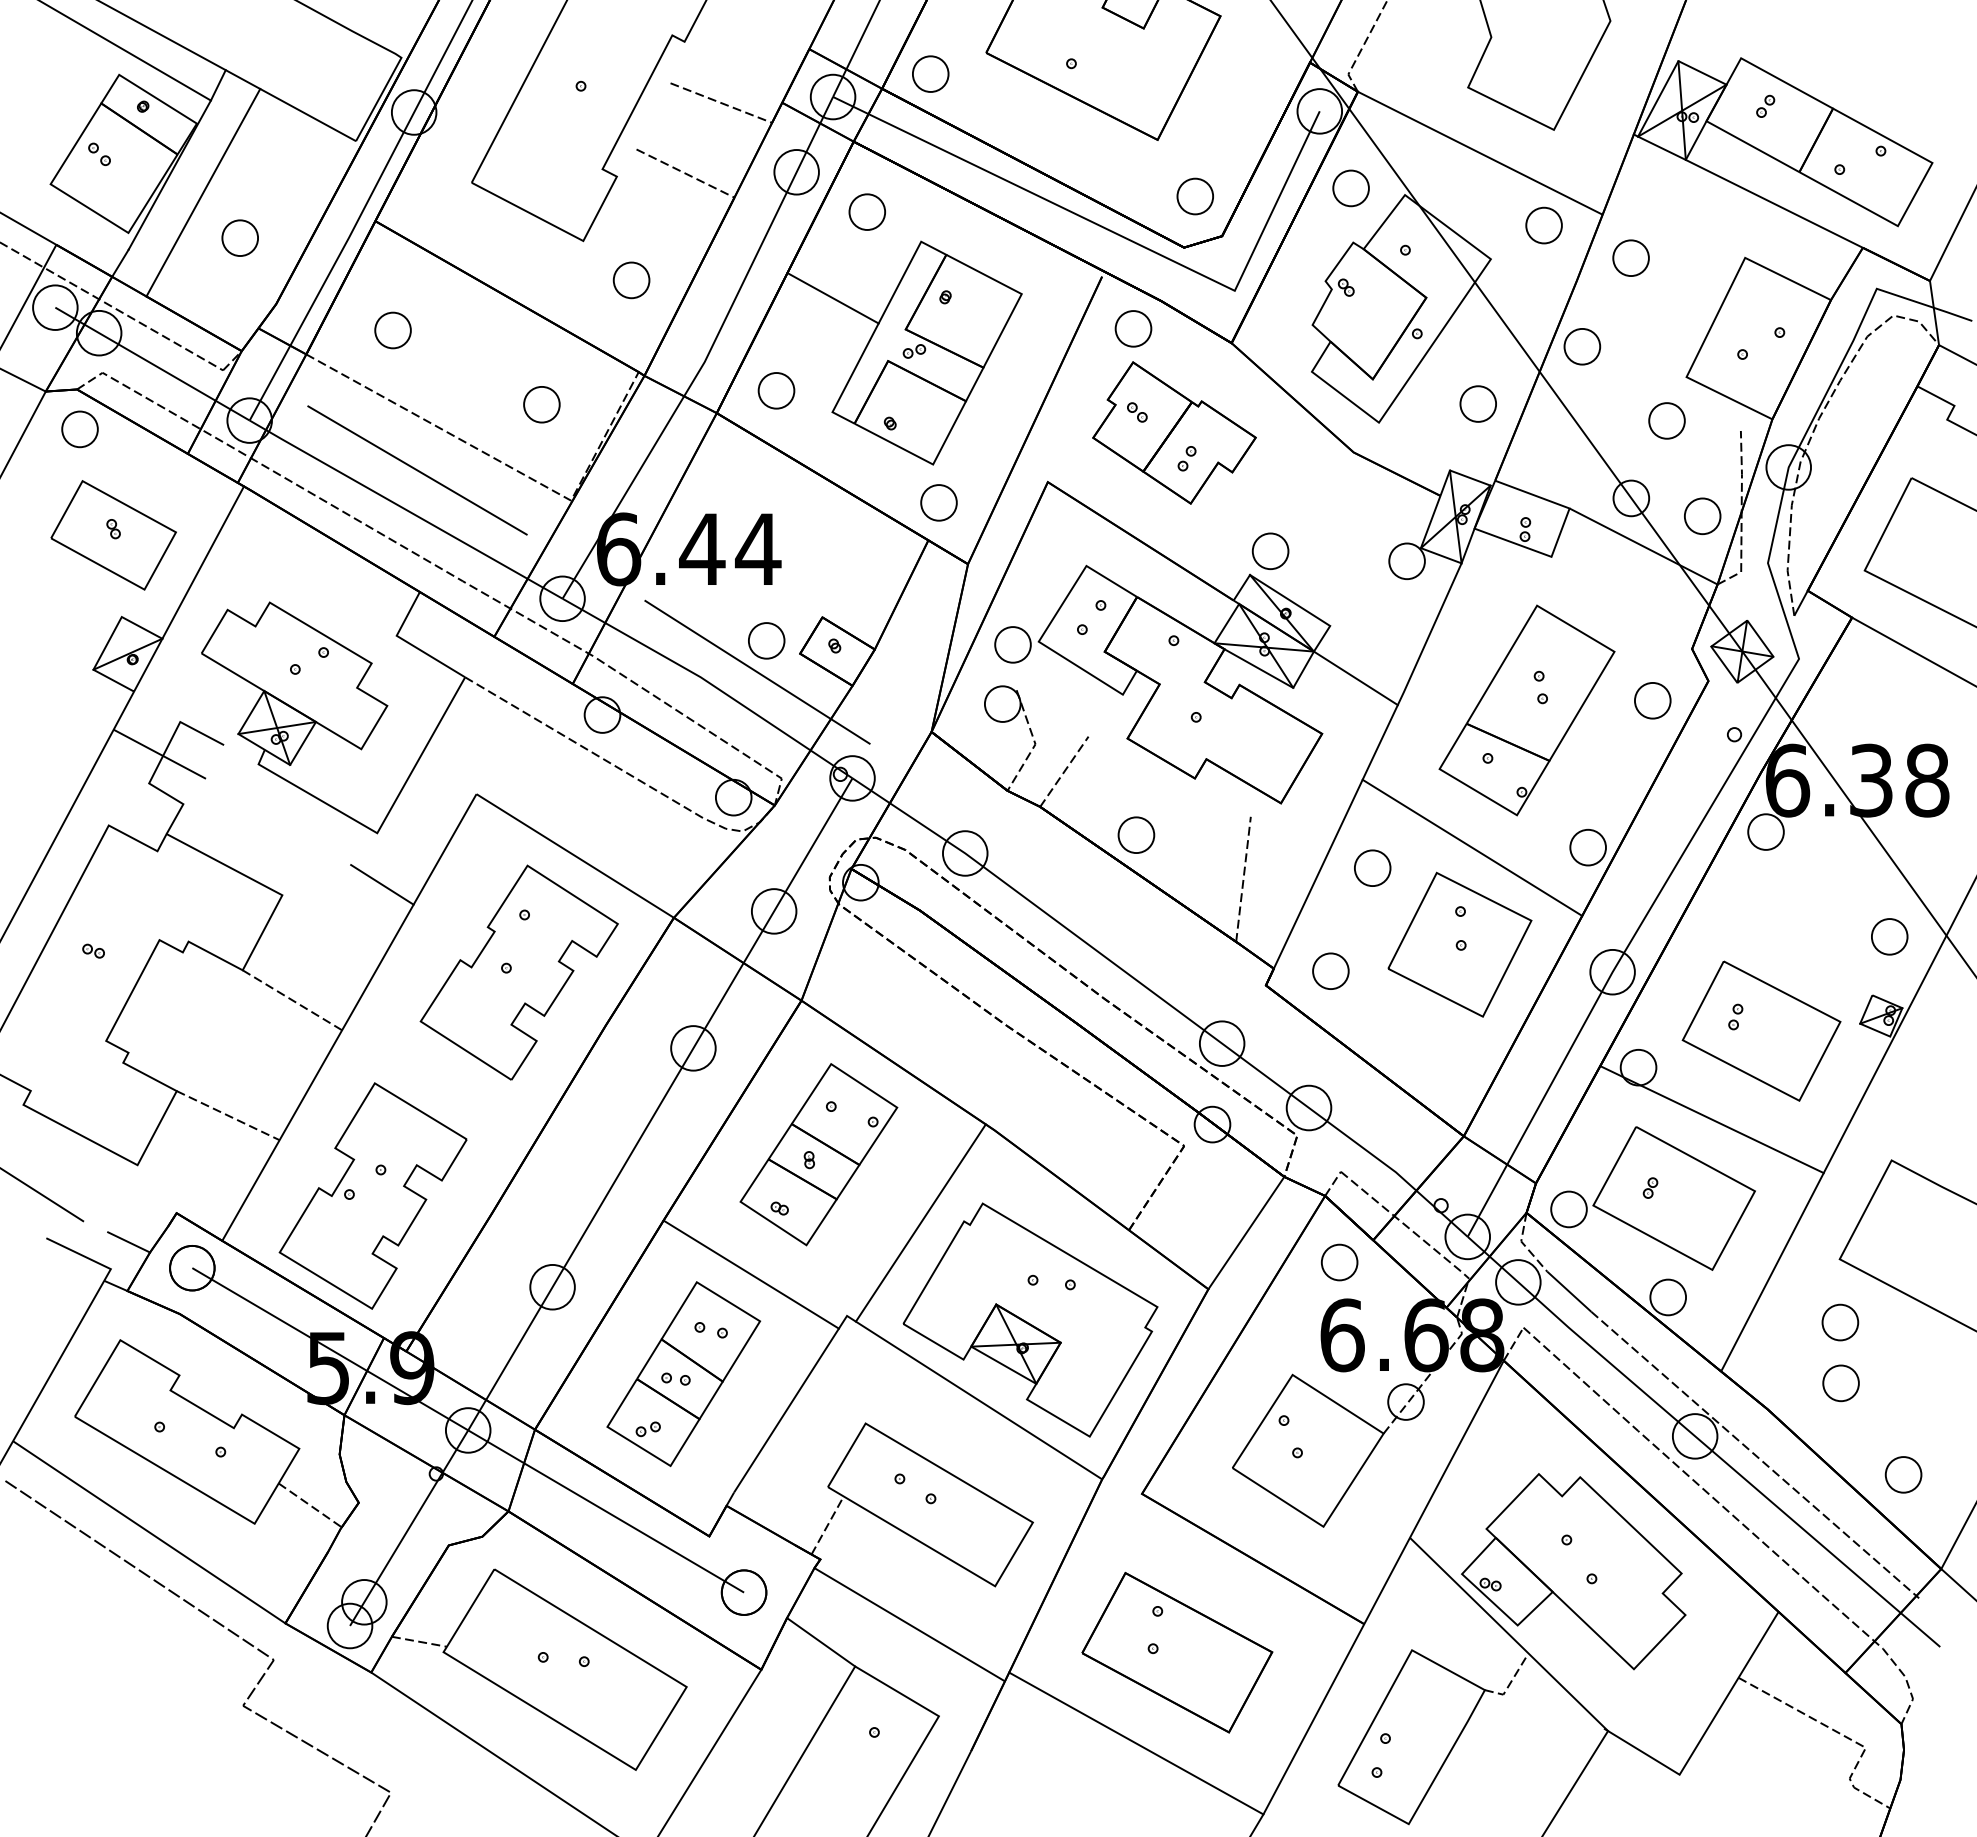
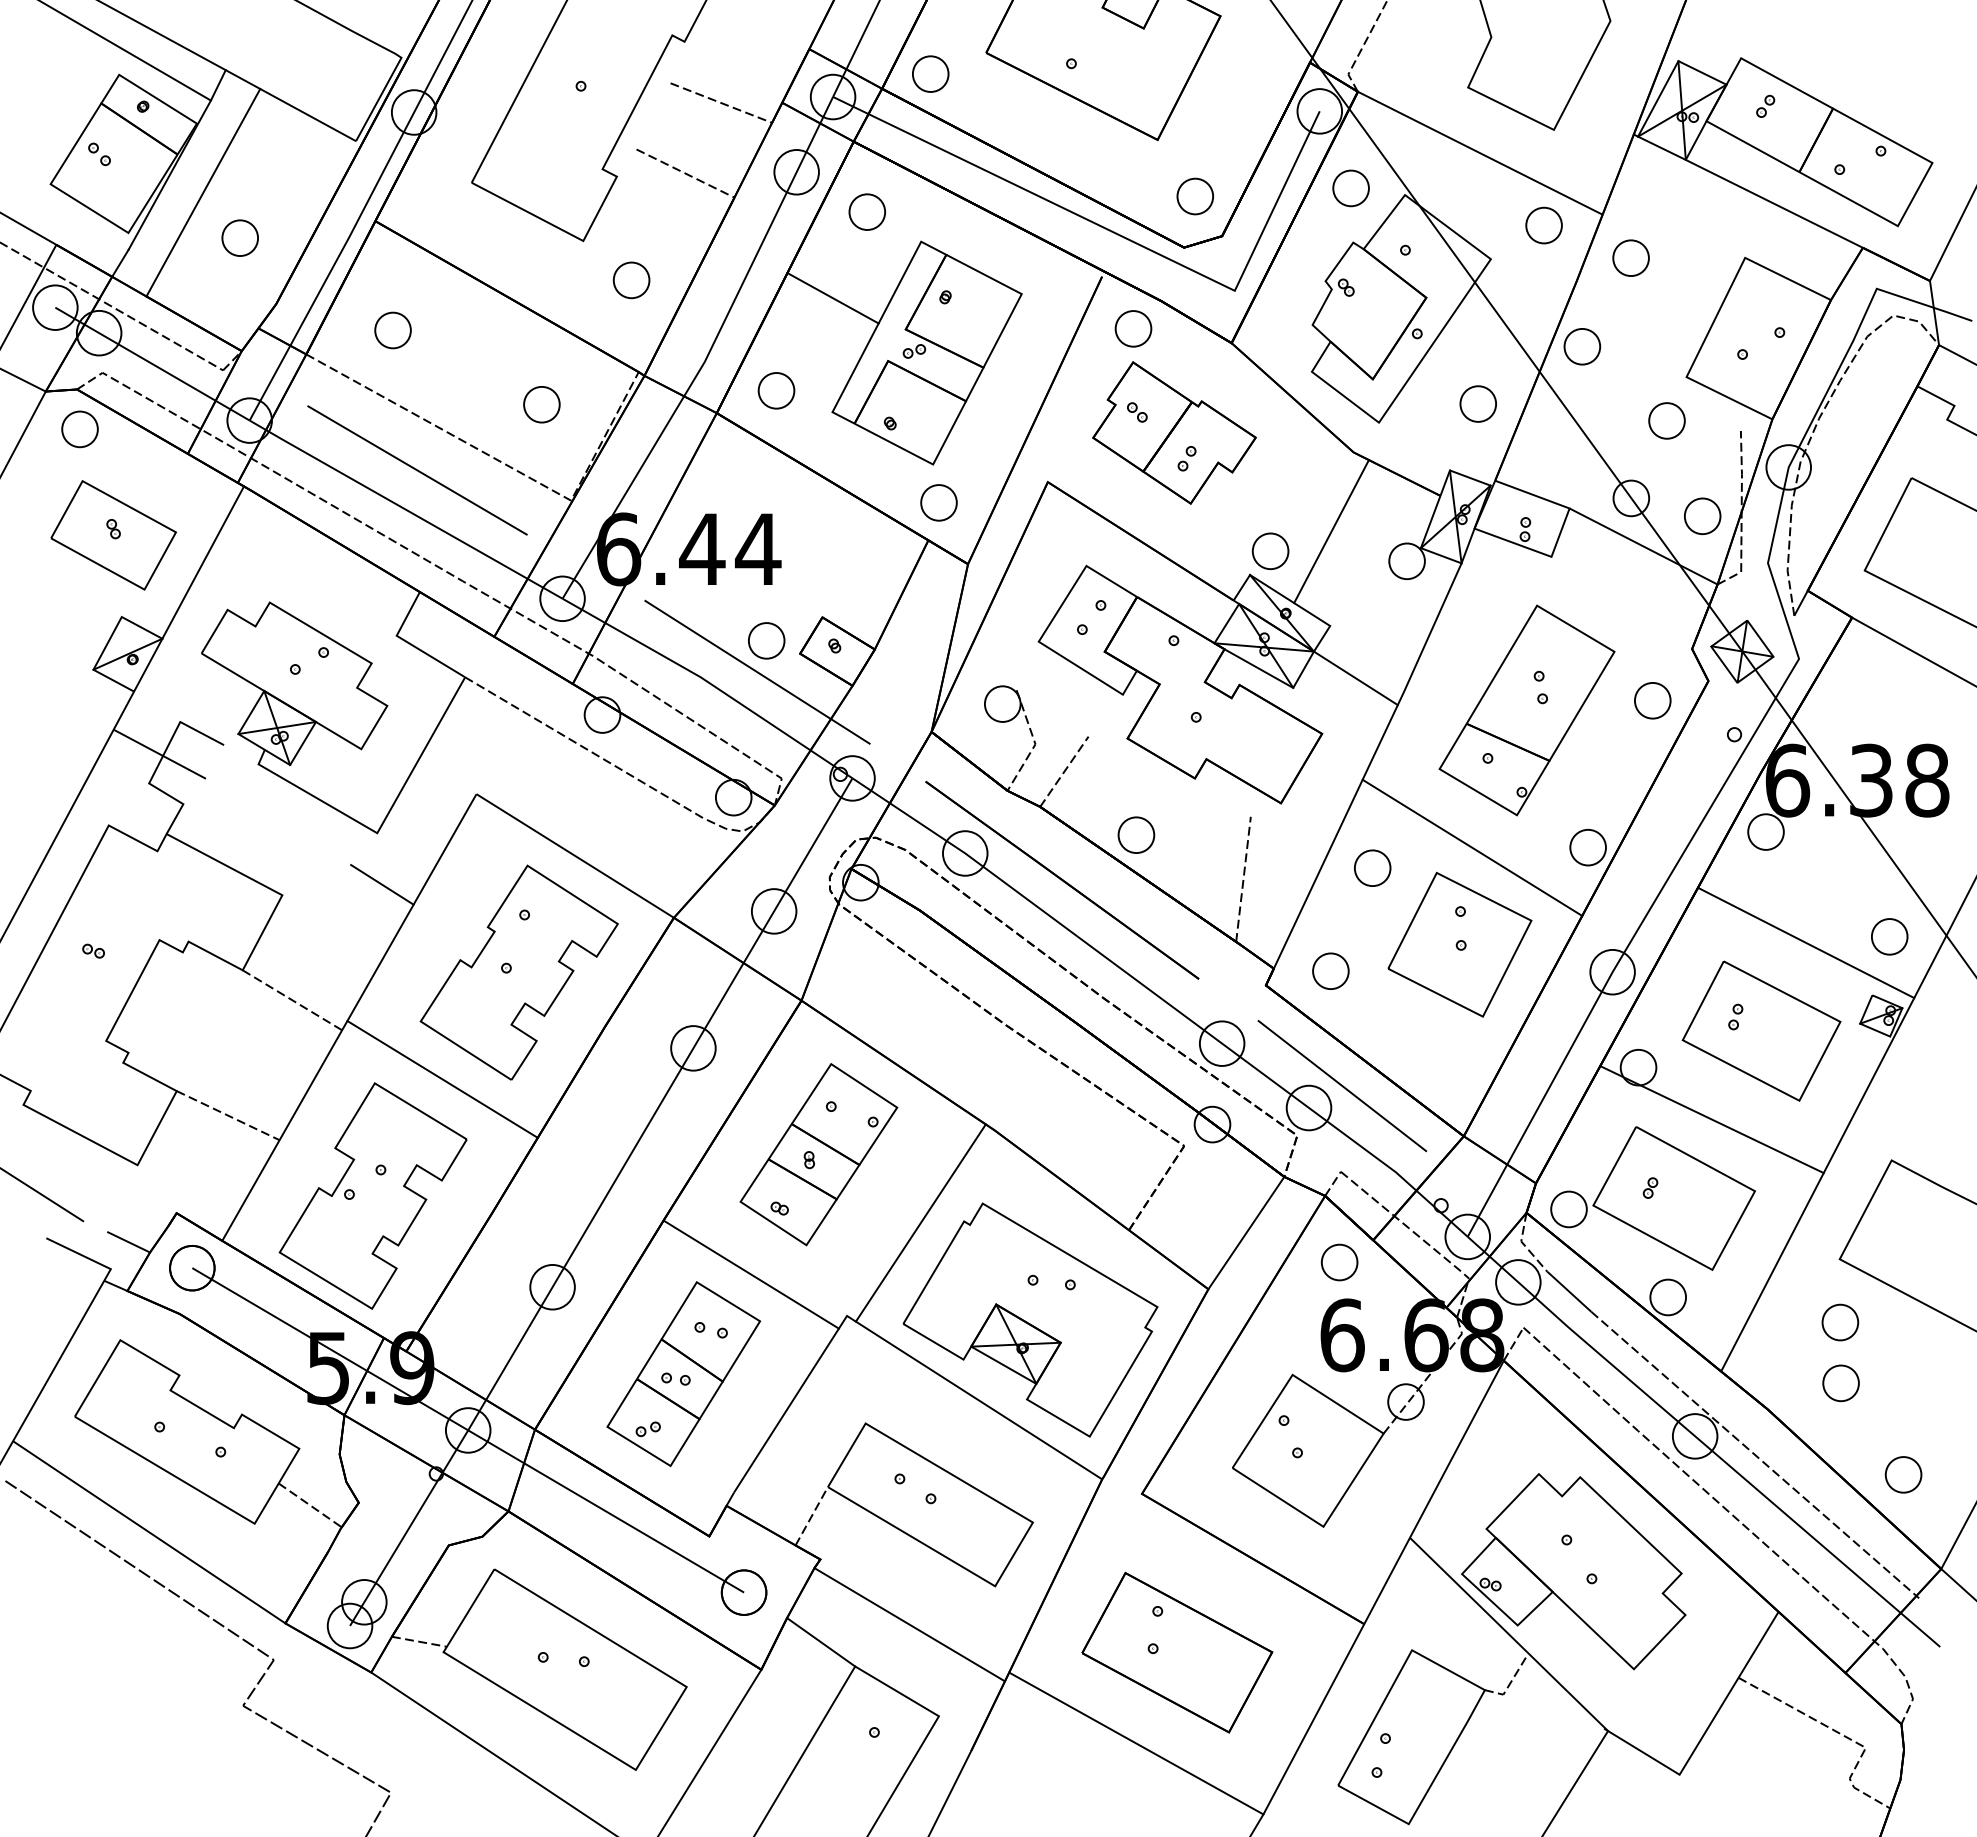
line: none -> present (1331, 531)
part: present -> none (1012, 644)
line: none -> present (1062, 880)
line: none -> present (1806, 942)
line: none -> present (442, 1079)
line: none -> present (1342, 1086)
line position: (827, 1525) -> (811, 1516) (811, 1516)
